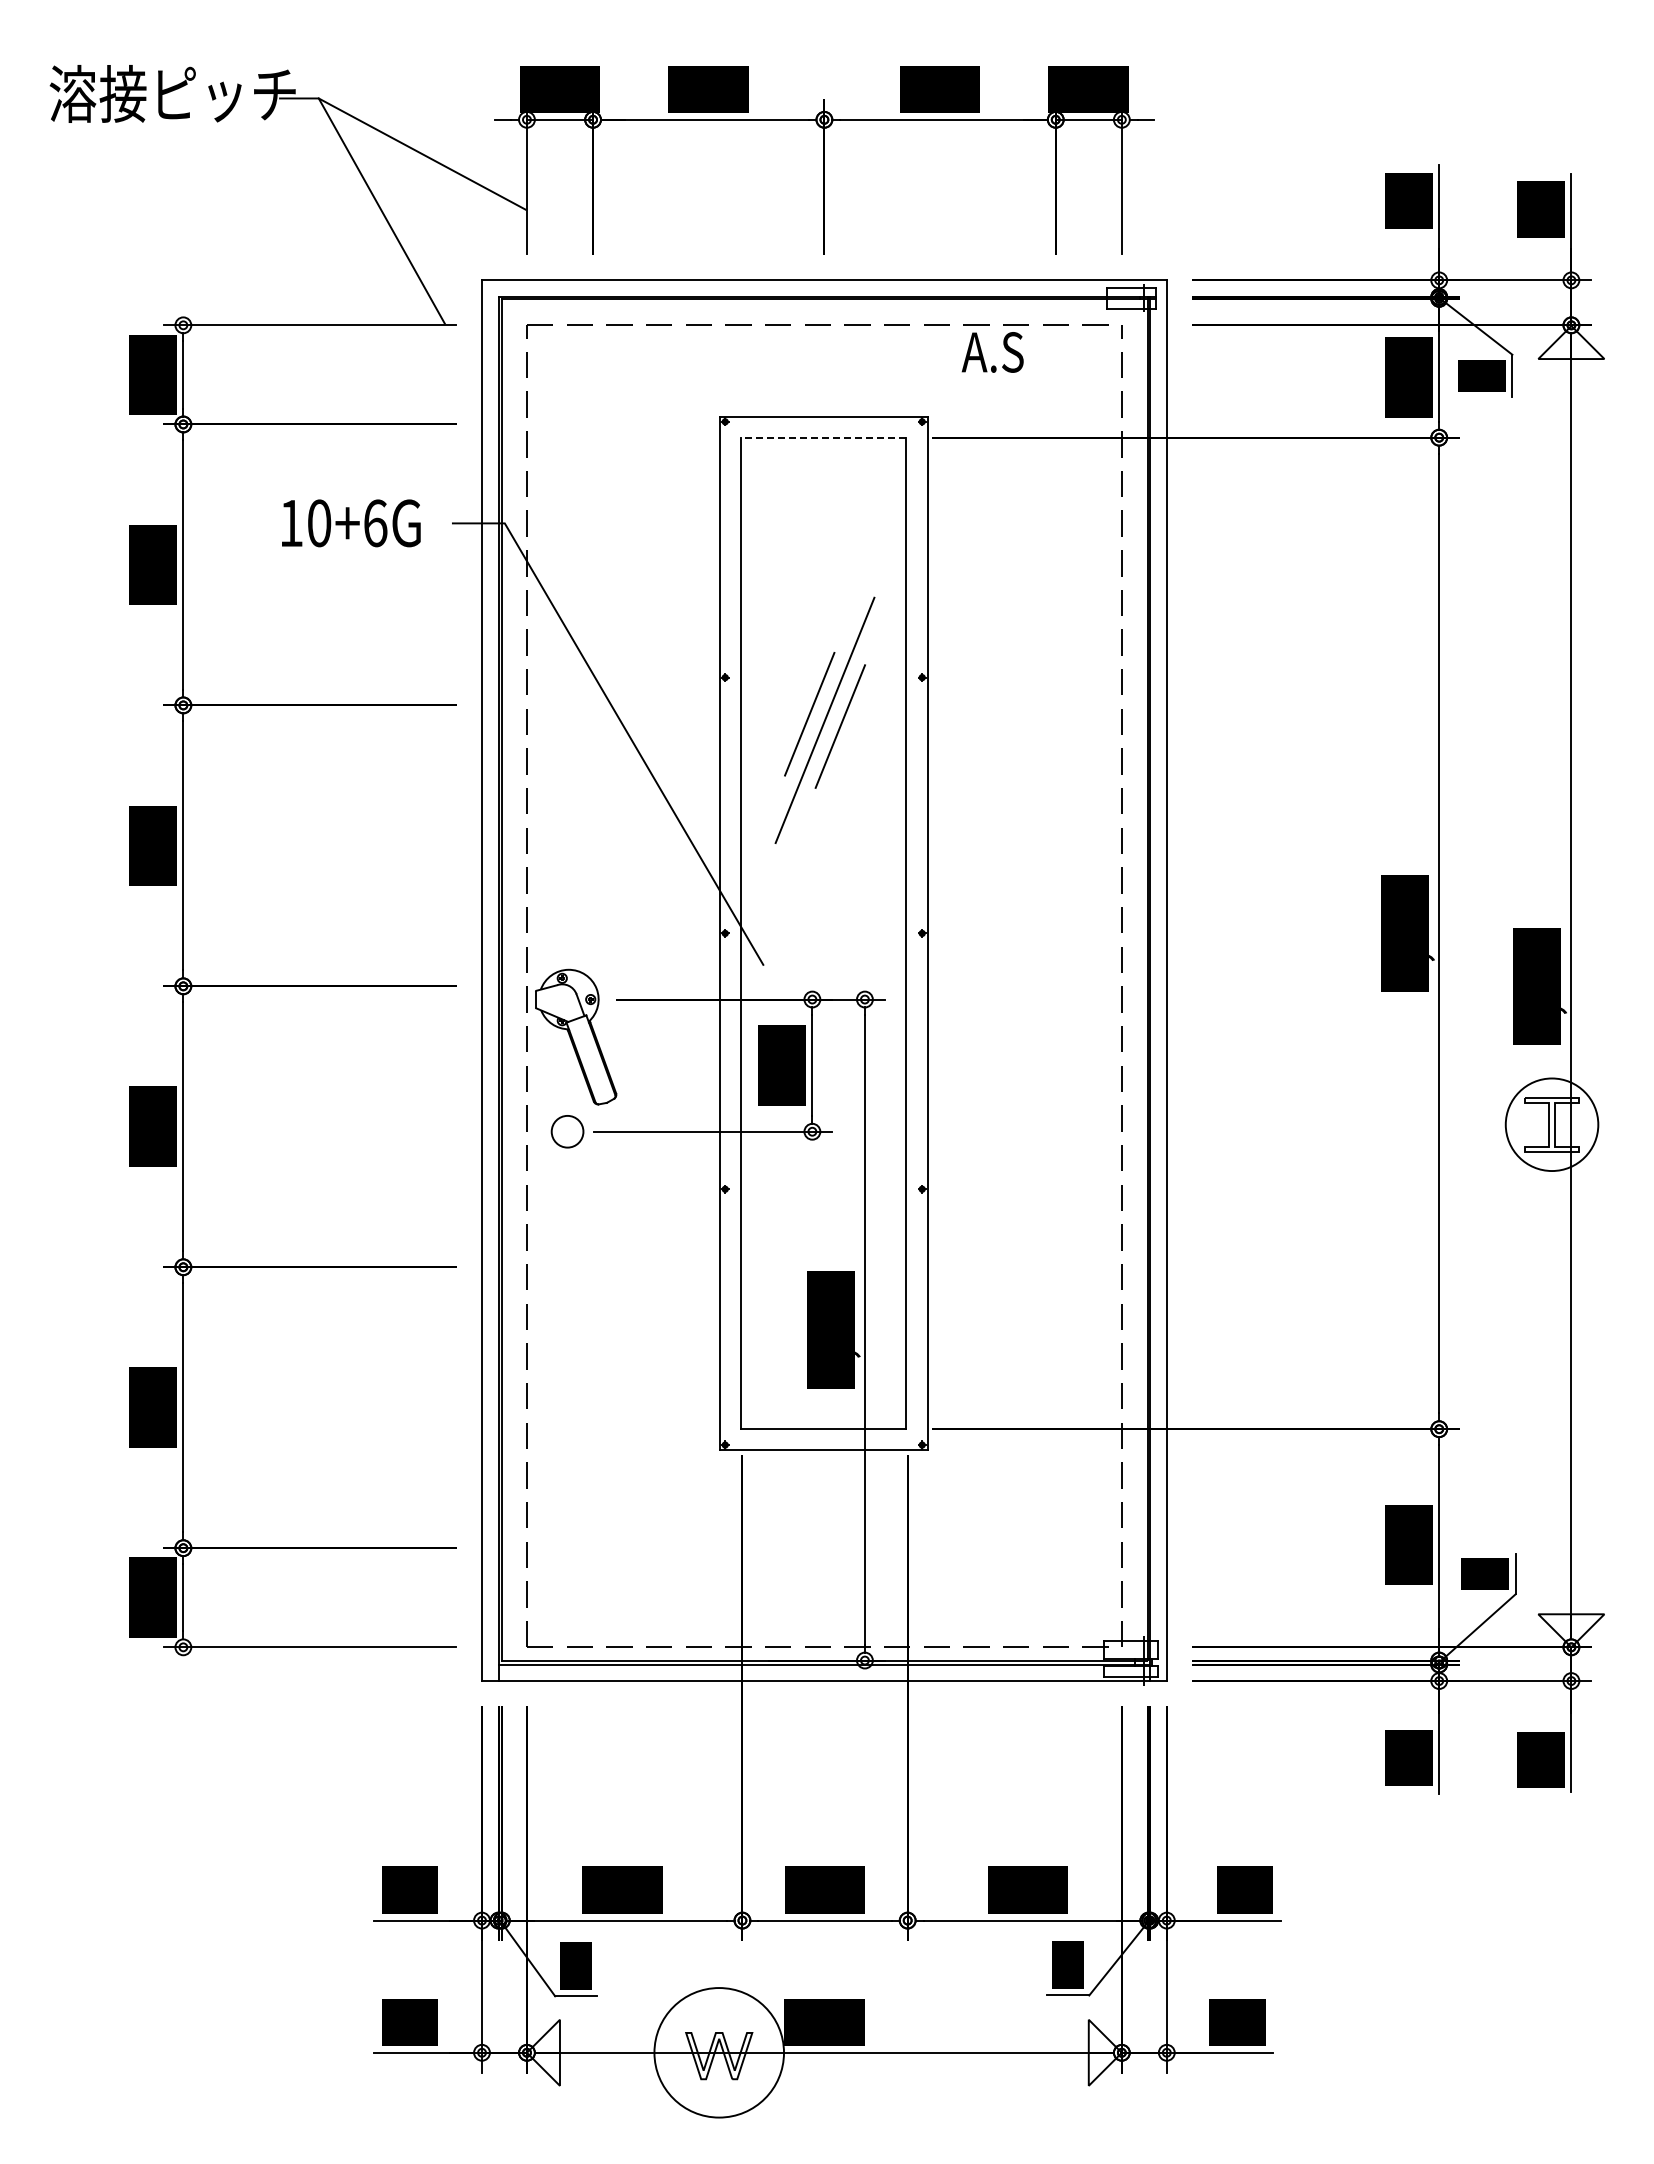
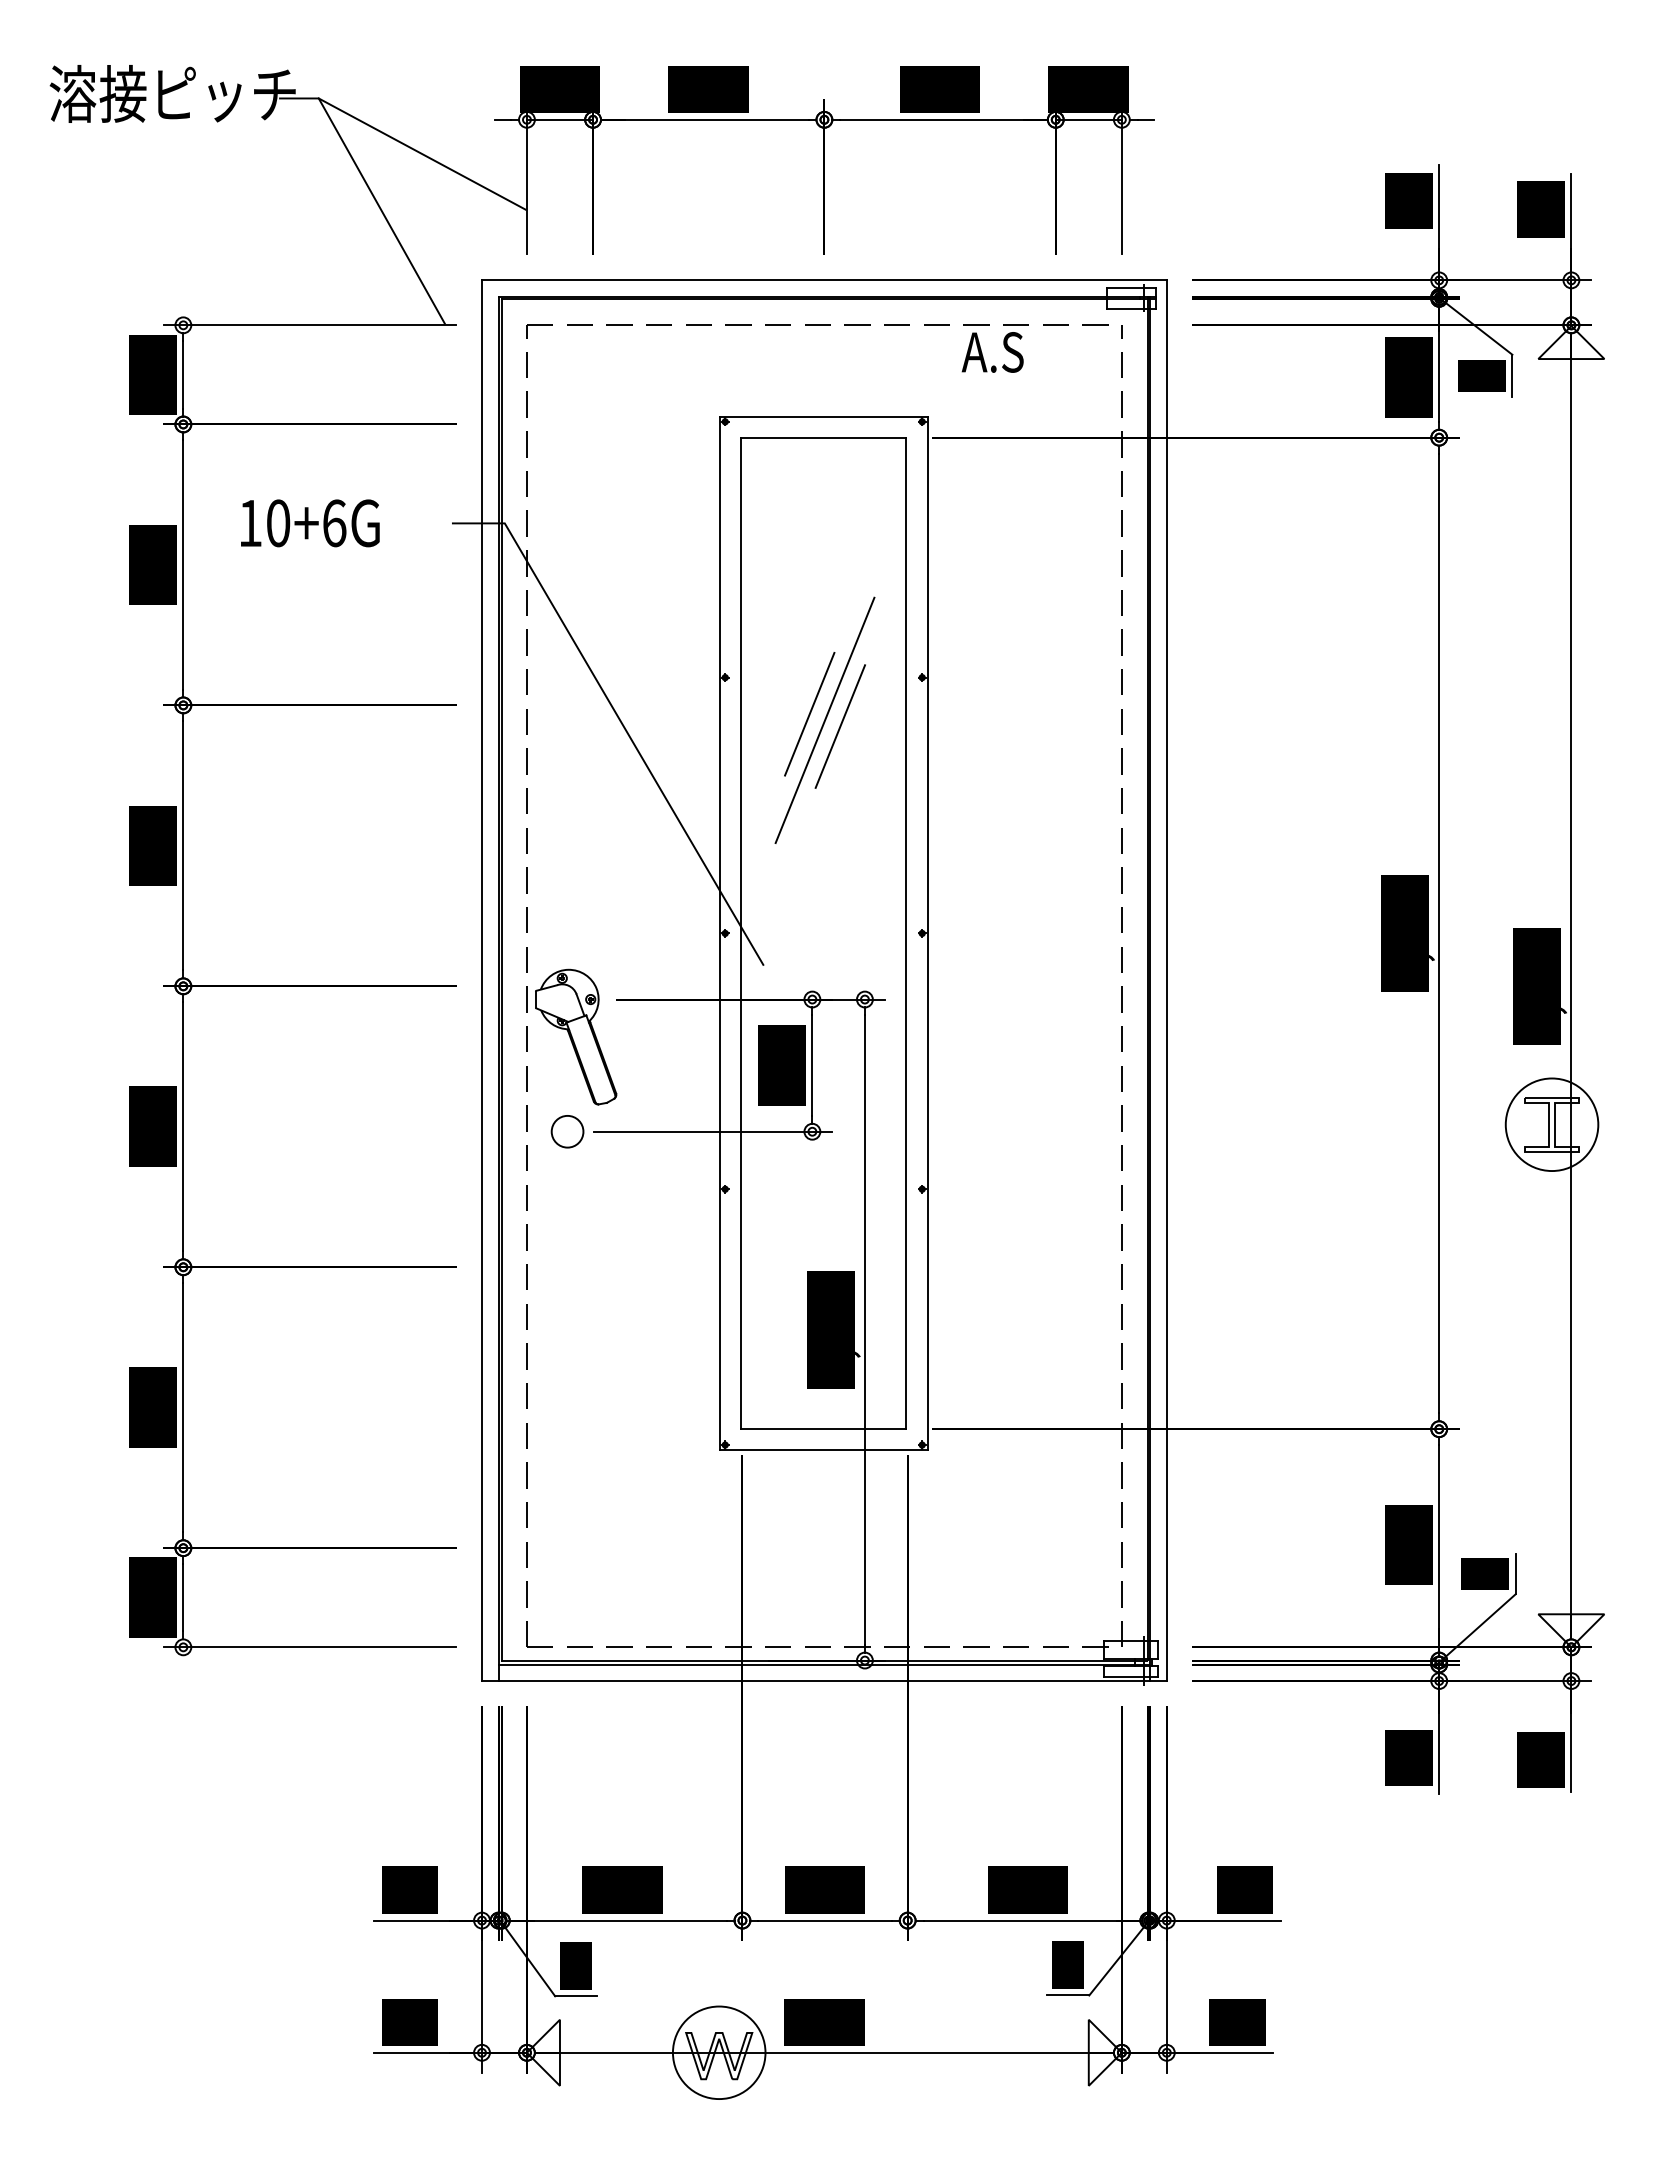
line: dashed -> solid (823, 437)
text position: (351, 523) -> (310, 523) (310, 523)
circle diameter: 130 px -> 93 px (718, 2052)
